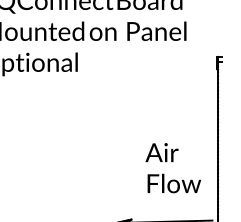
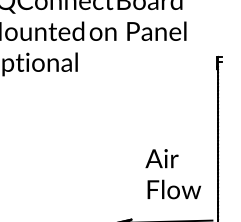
text position: (173, 168) -> (173, 174) (173, 174)
